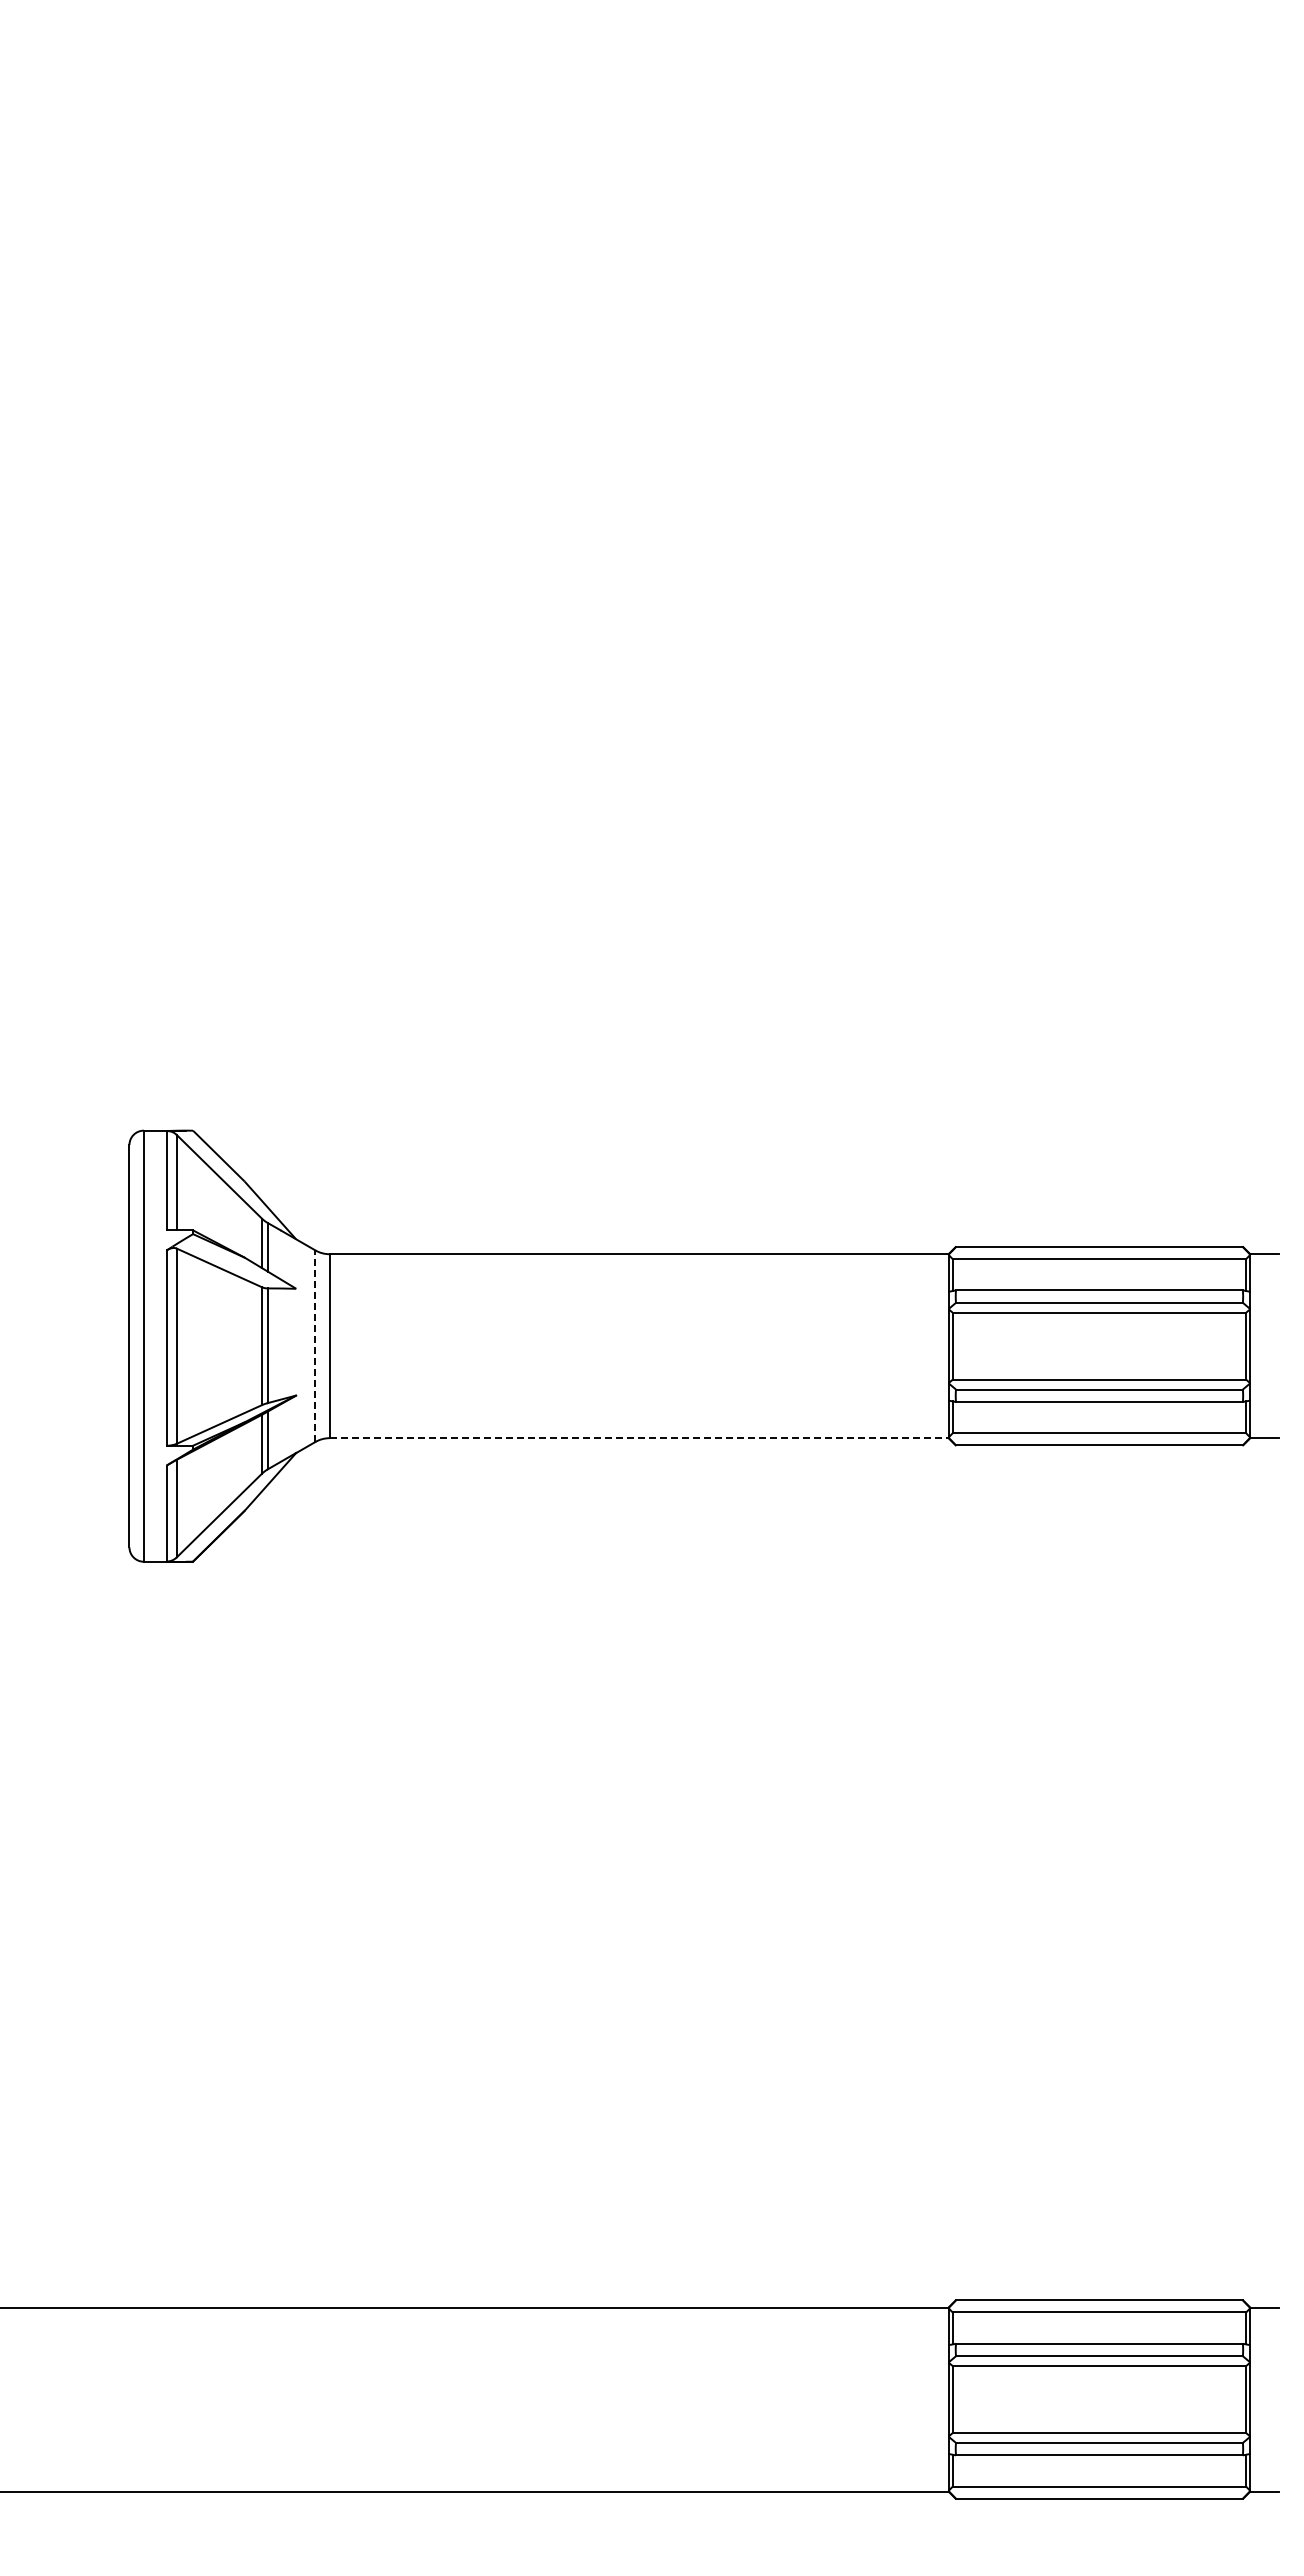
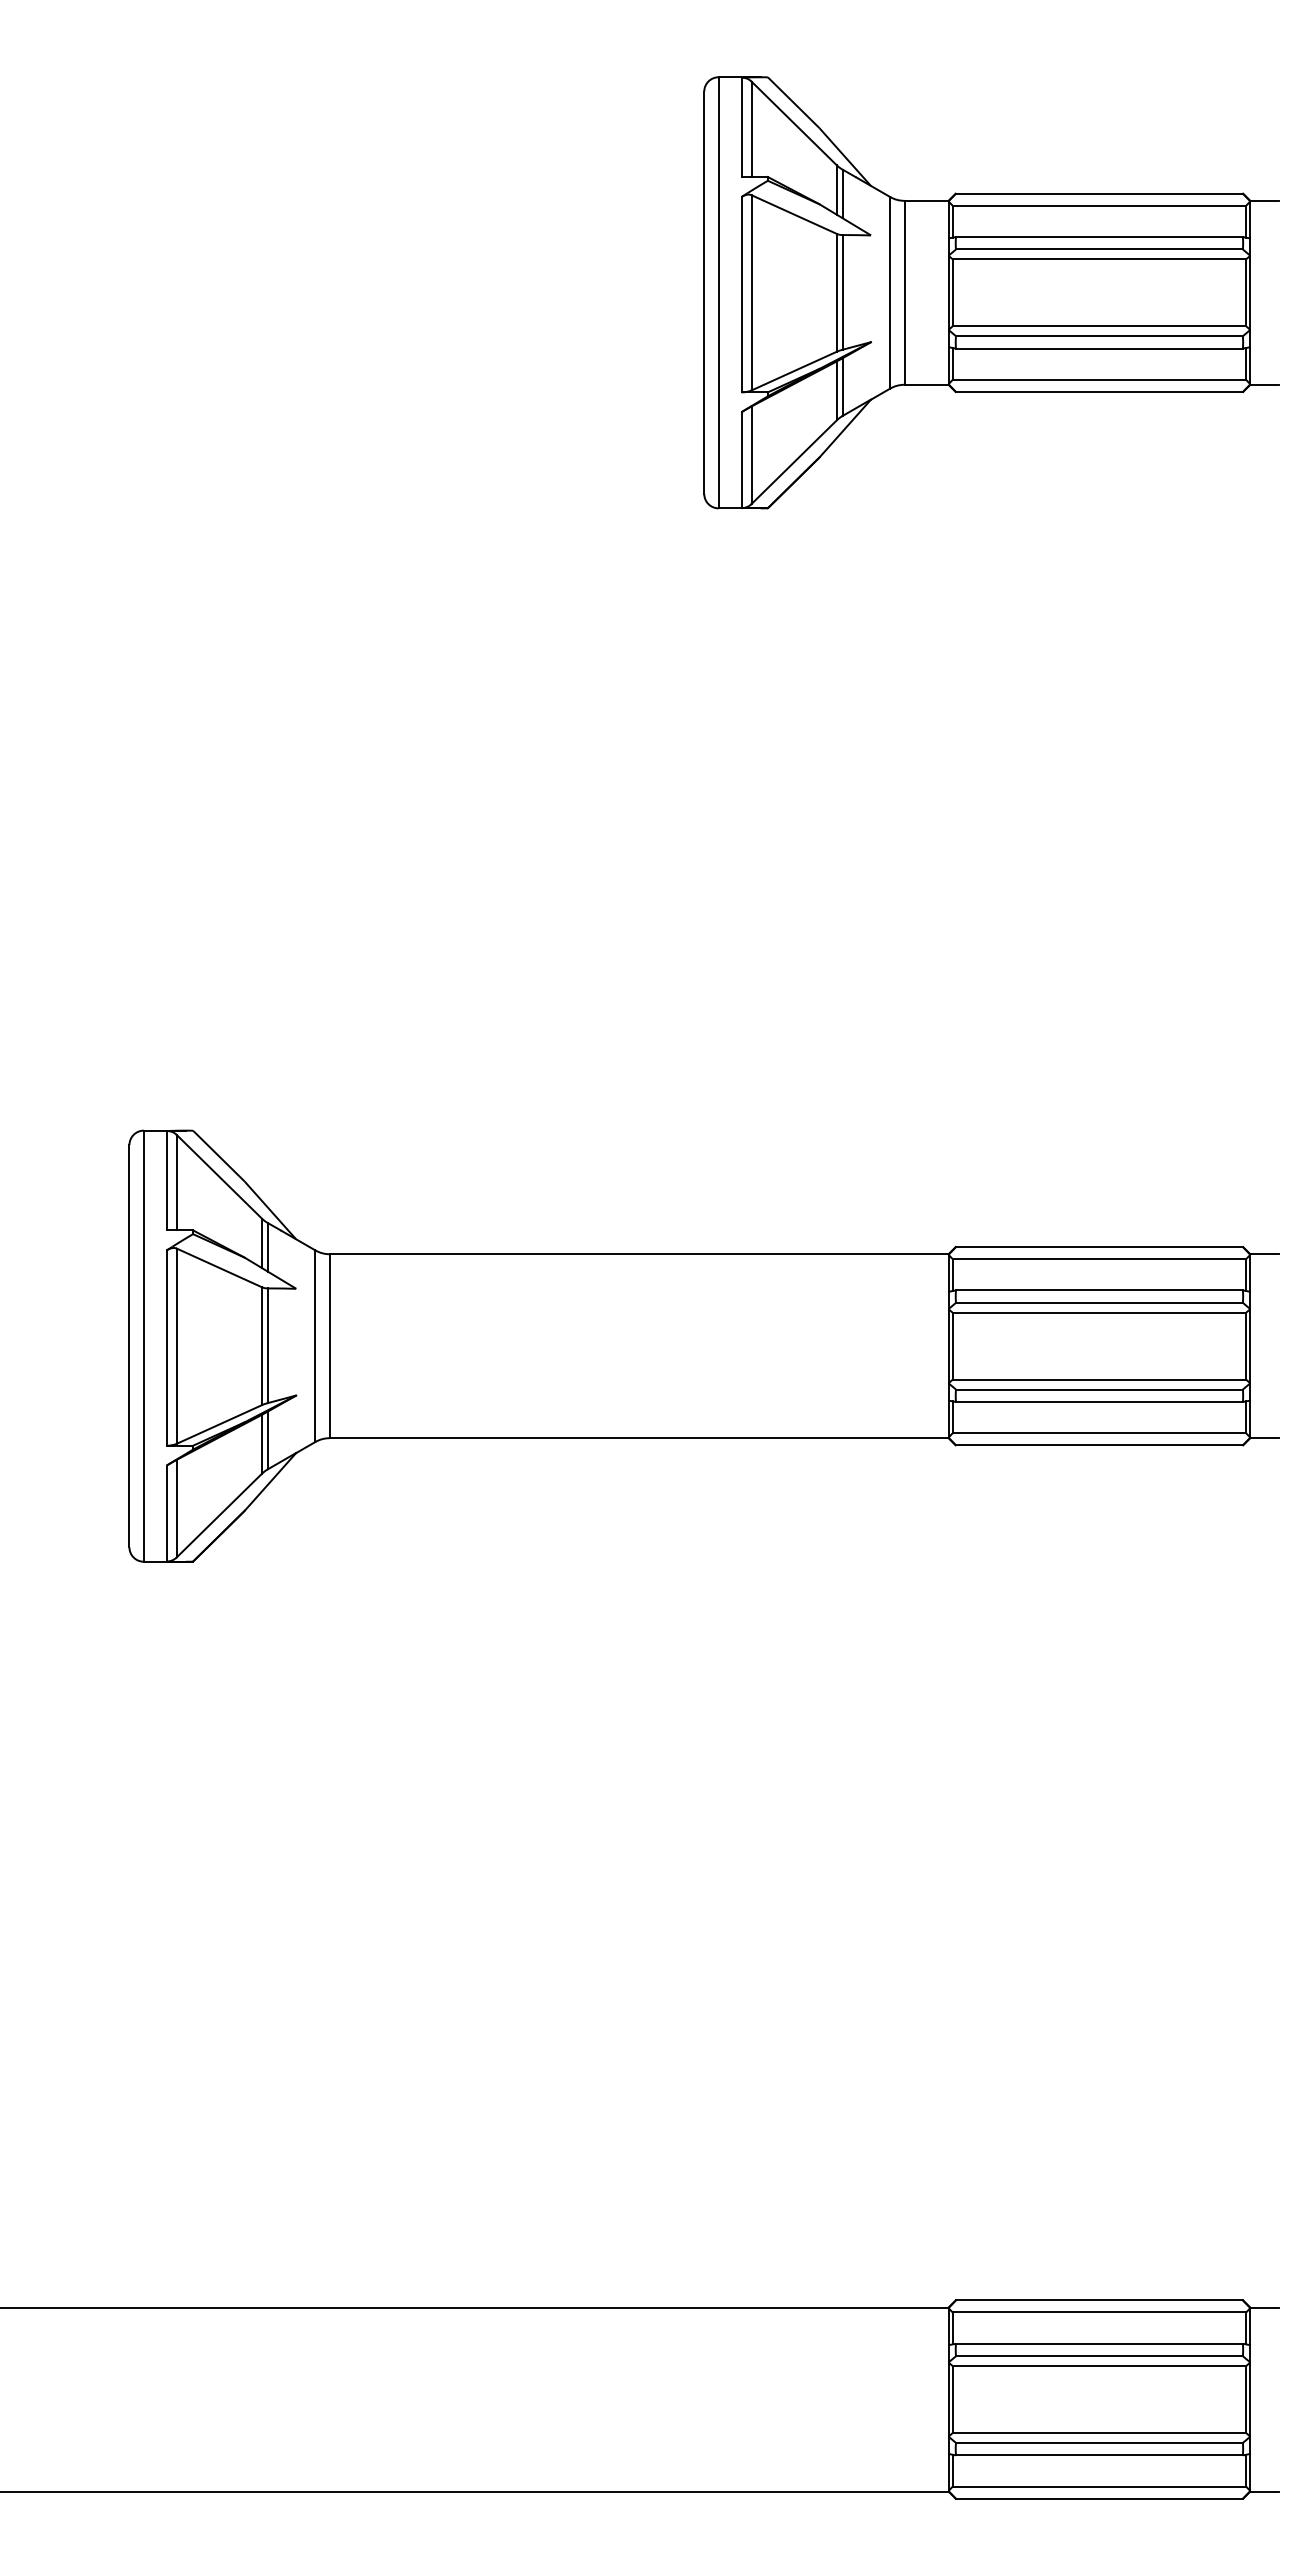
part: none -> present (991, 292)
line: dashed -> solid (315, 1346)
line: dashed -> solid (639, 1438)
